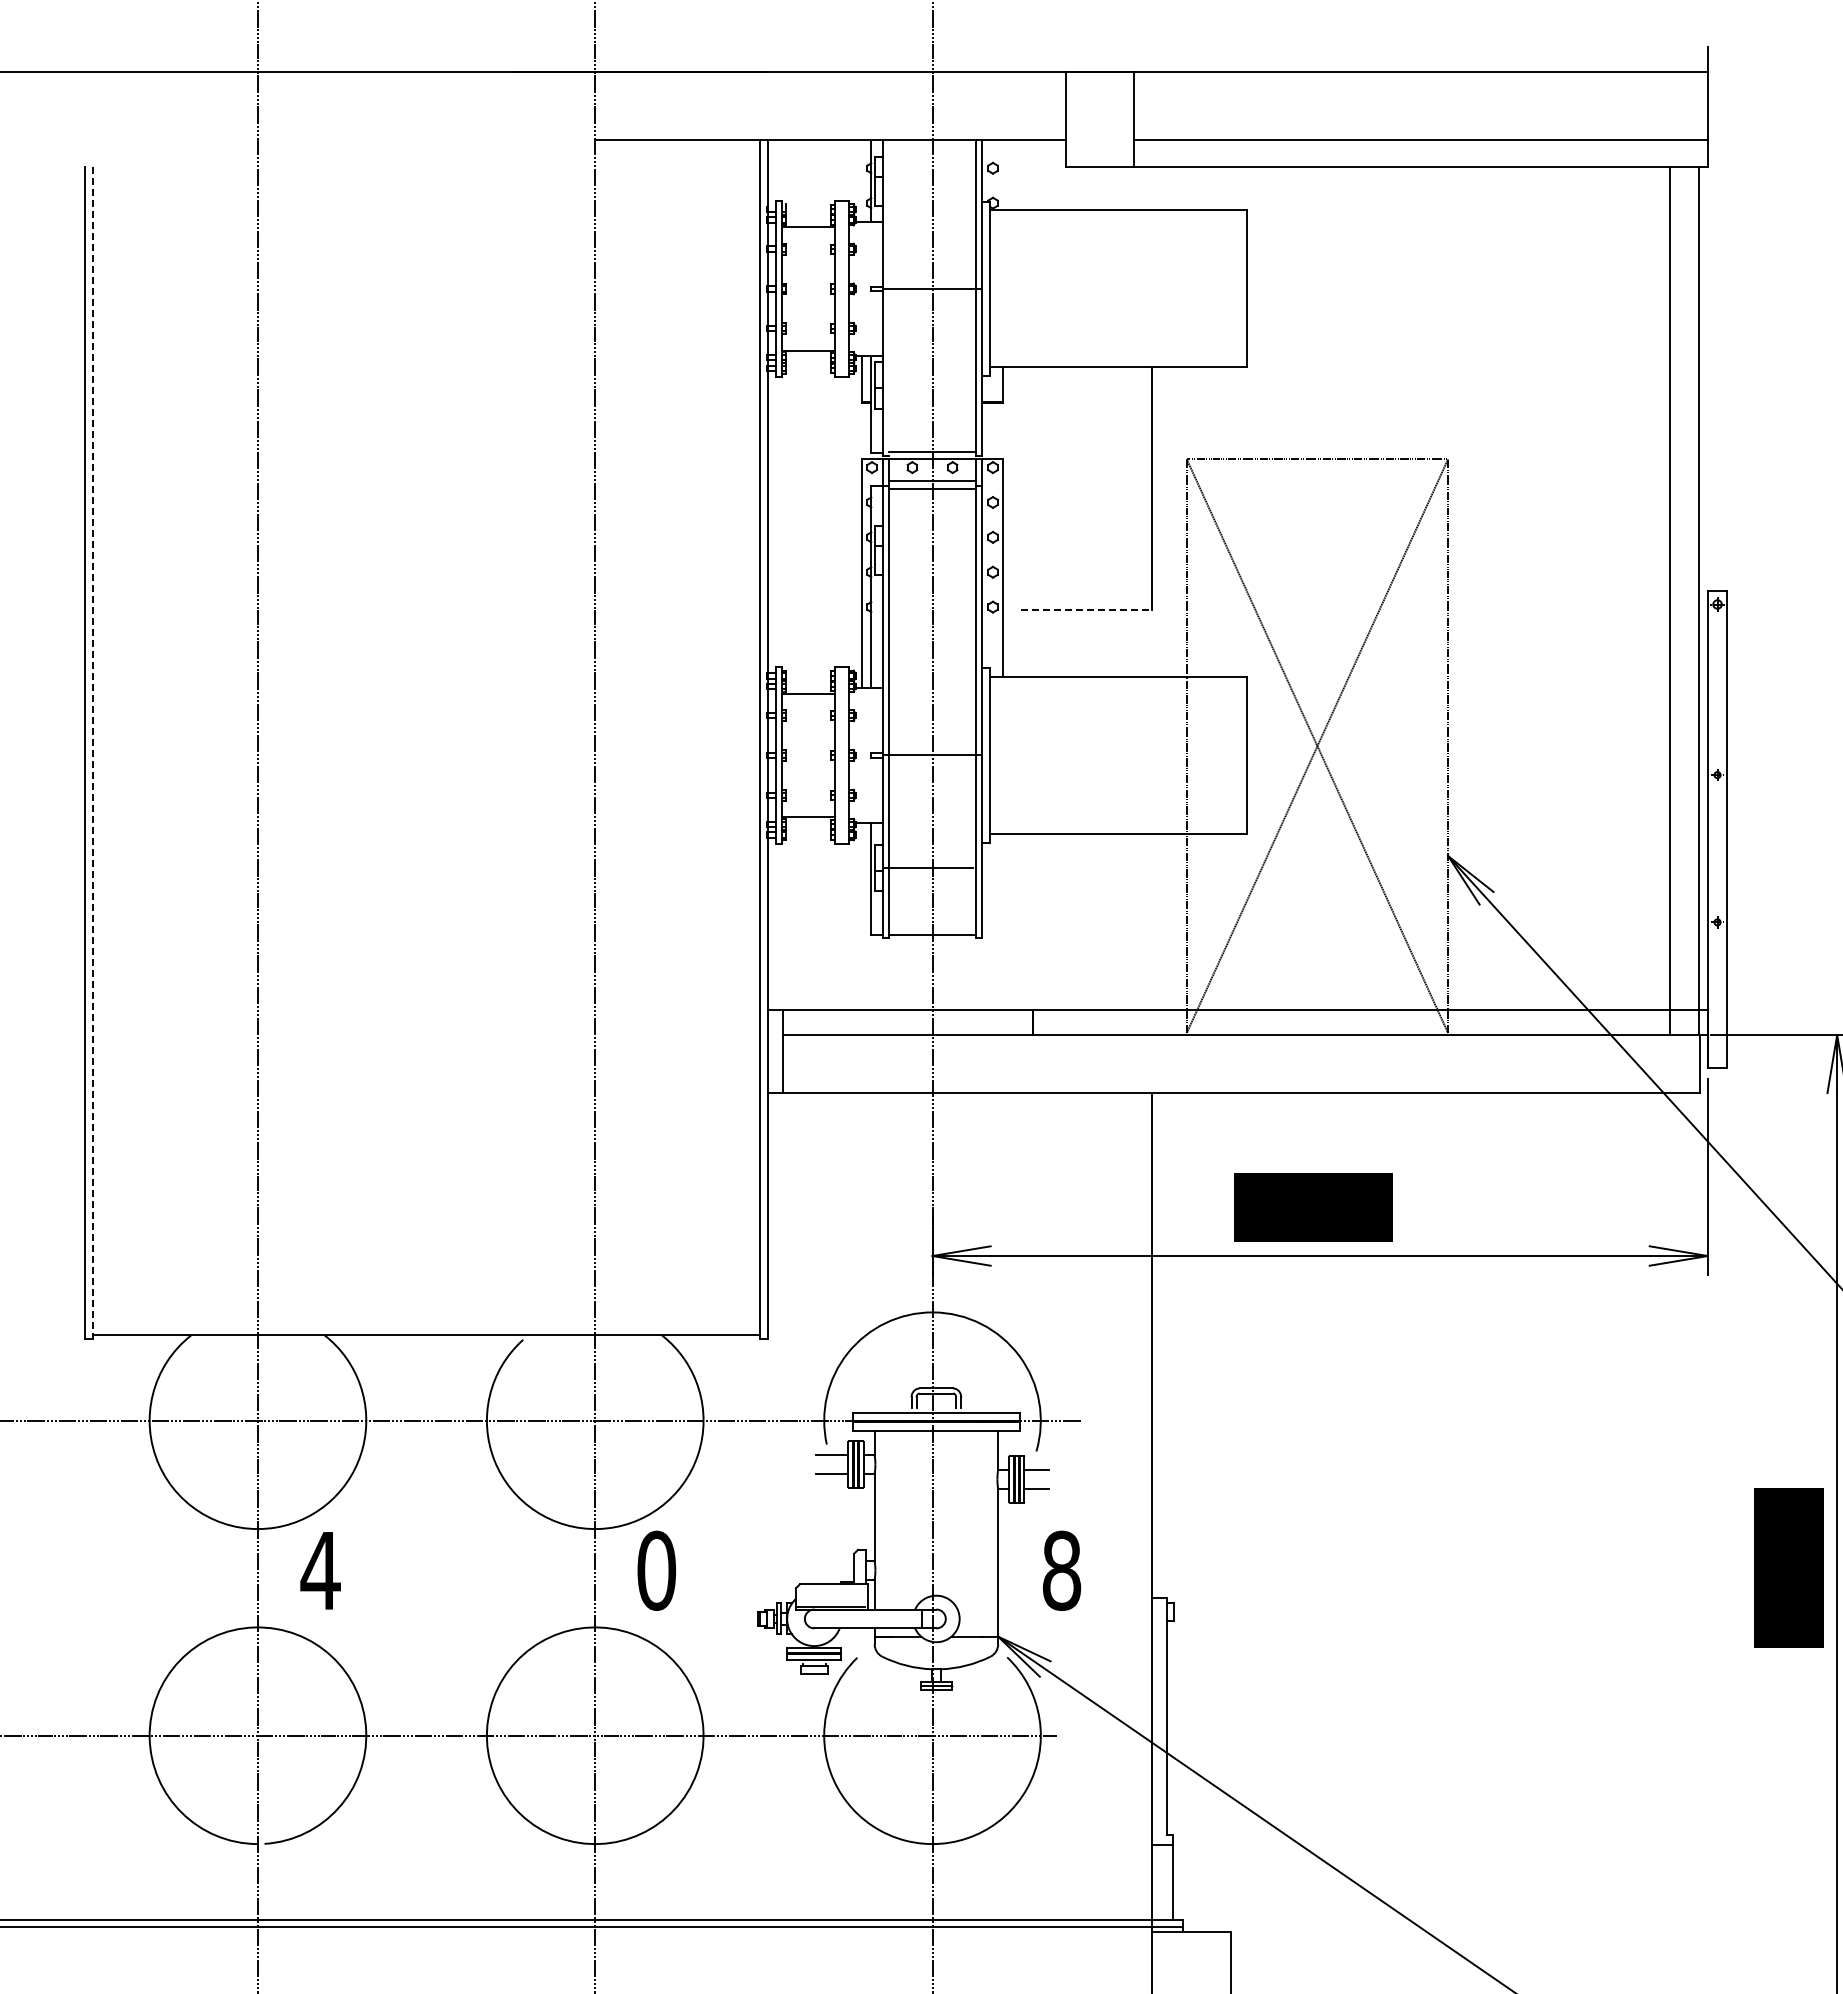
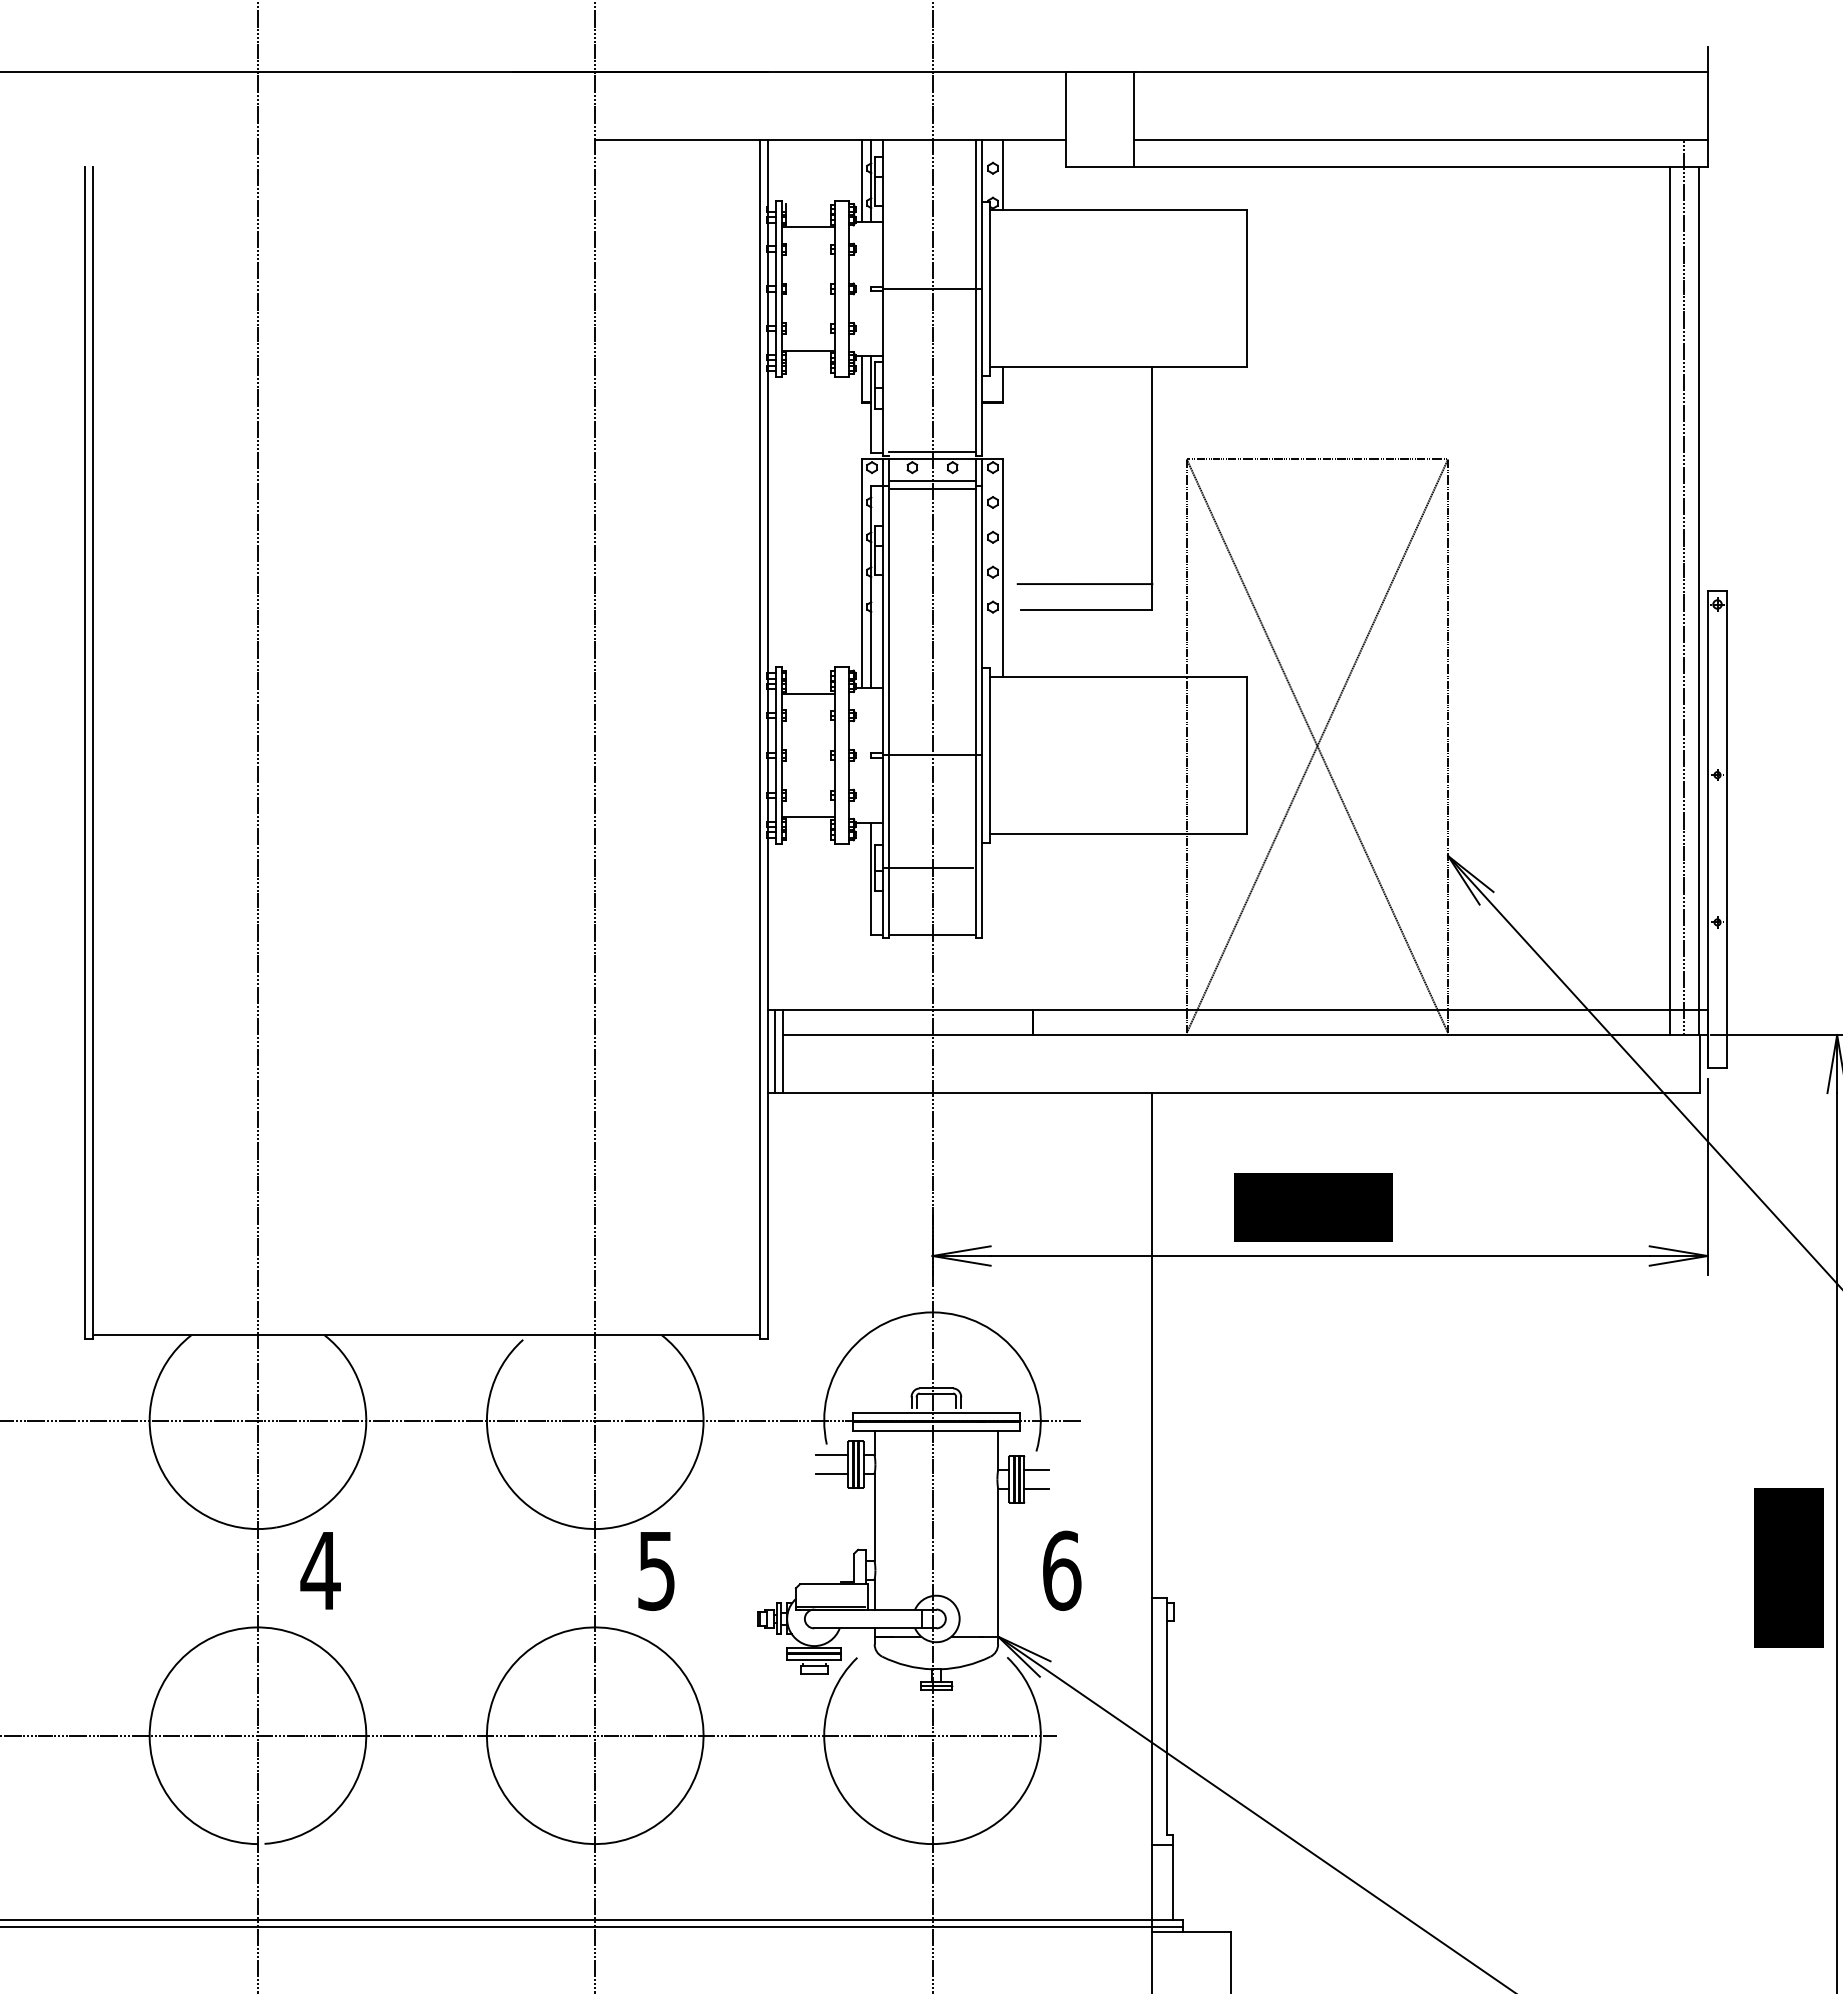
line: none -> present (1003, 175)
line: none -> present (861, 180)
line: none -> present (1084, 584)
line: none -> present (1684, 587)
line: dashed -> solid (1086, 609)
line: dashed -> solid (93, 753)
line: none -> present (775, 1051)
text: 0 -> 5 (656, 1570)
text: 8 -> 6 (1062, 1570)
